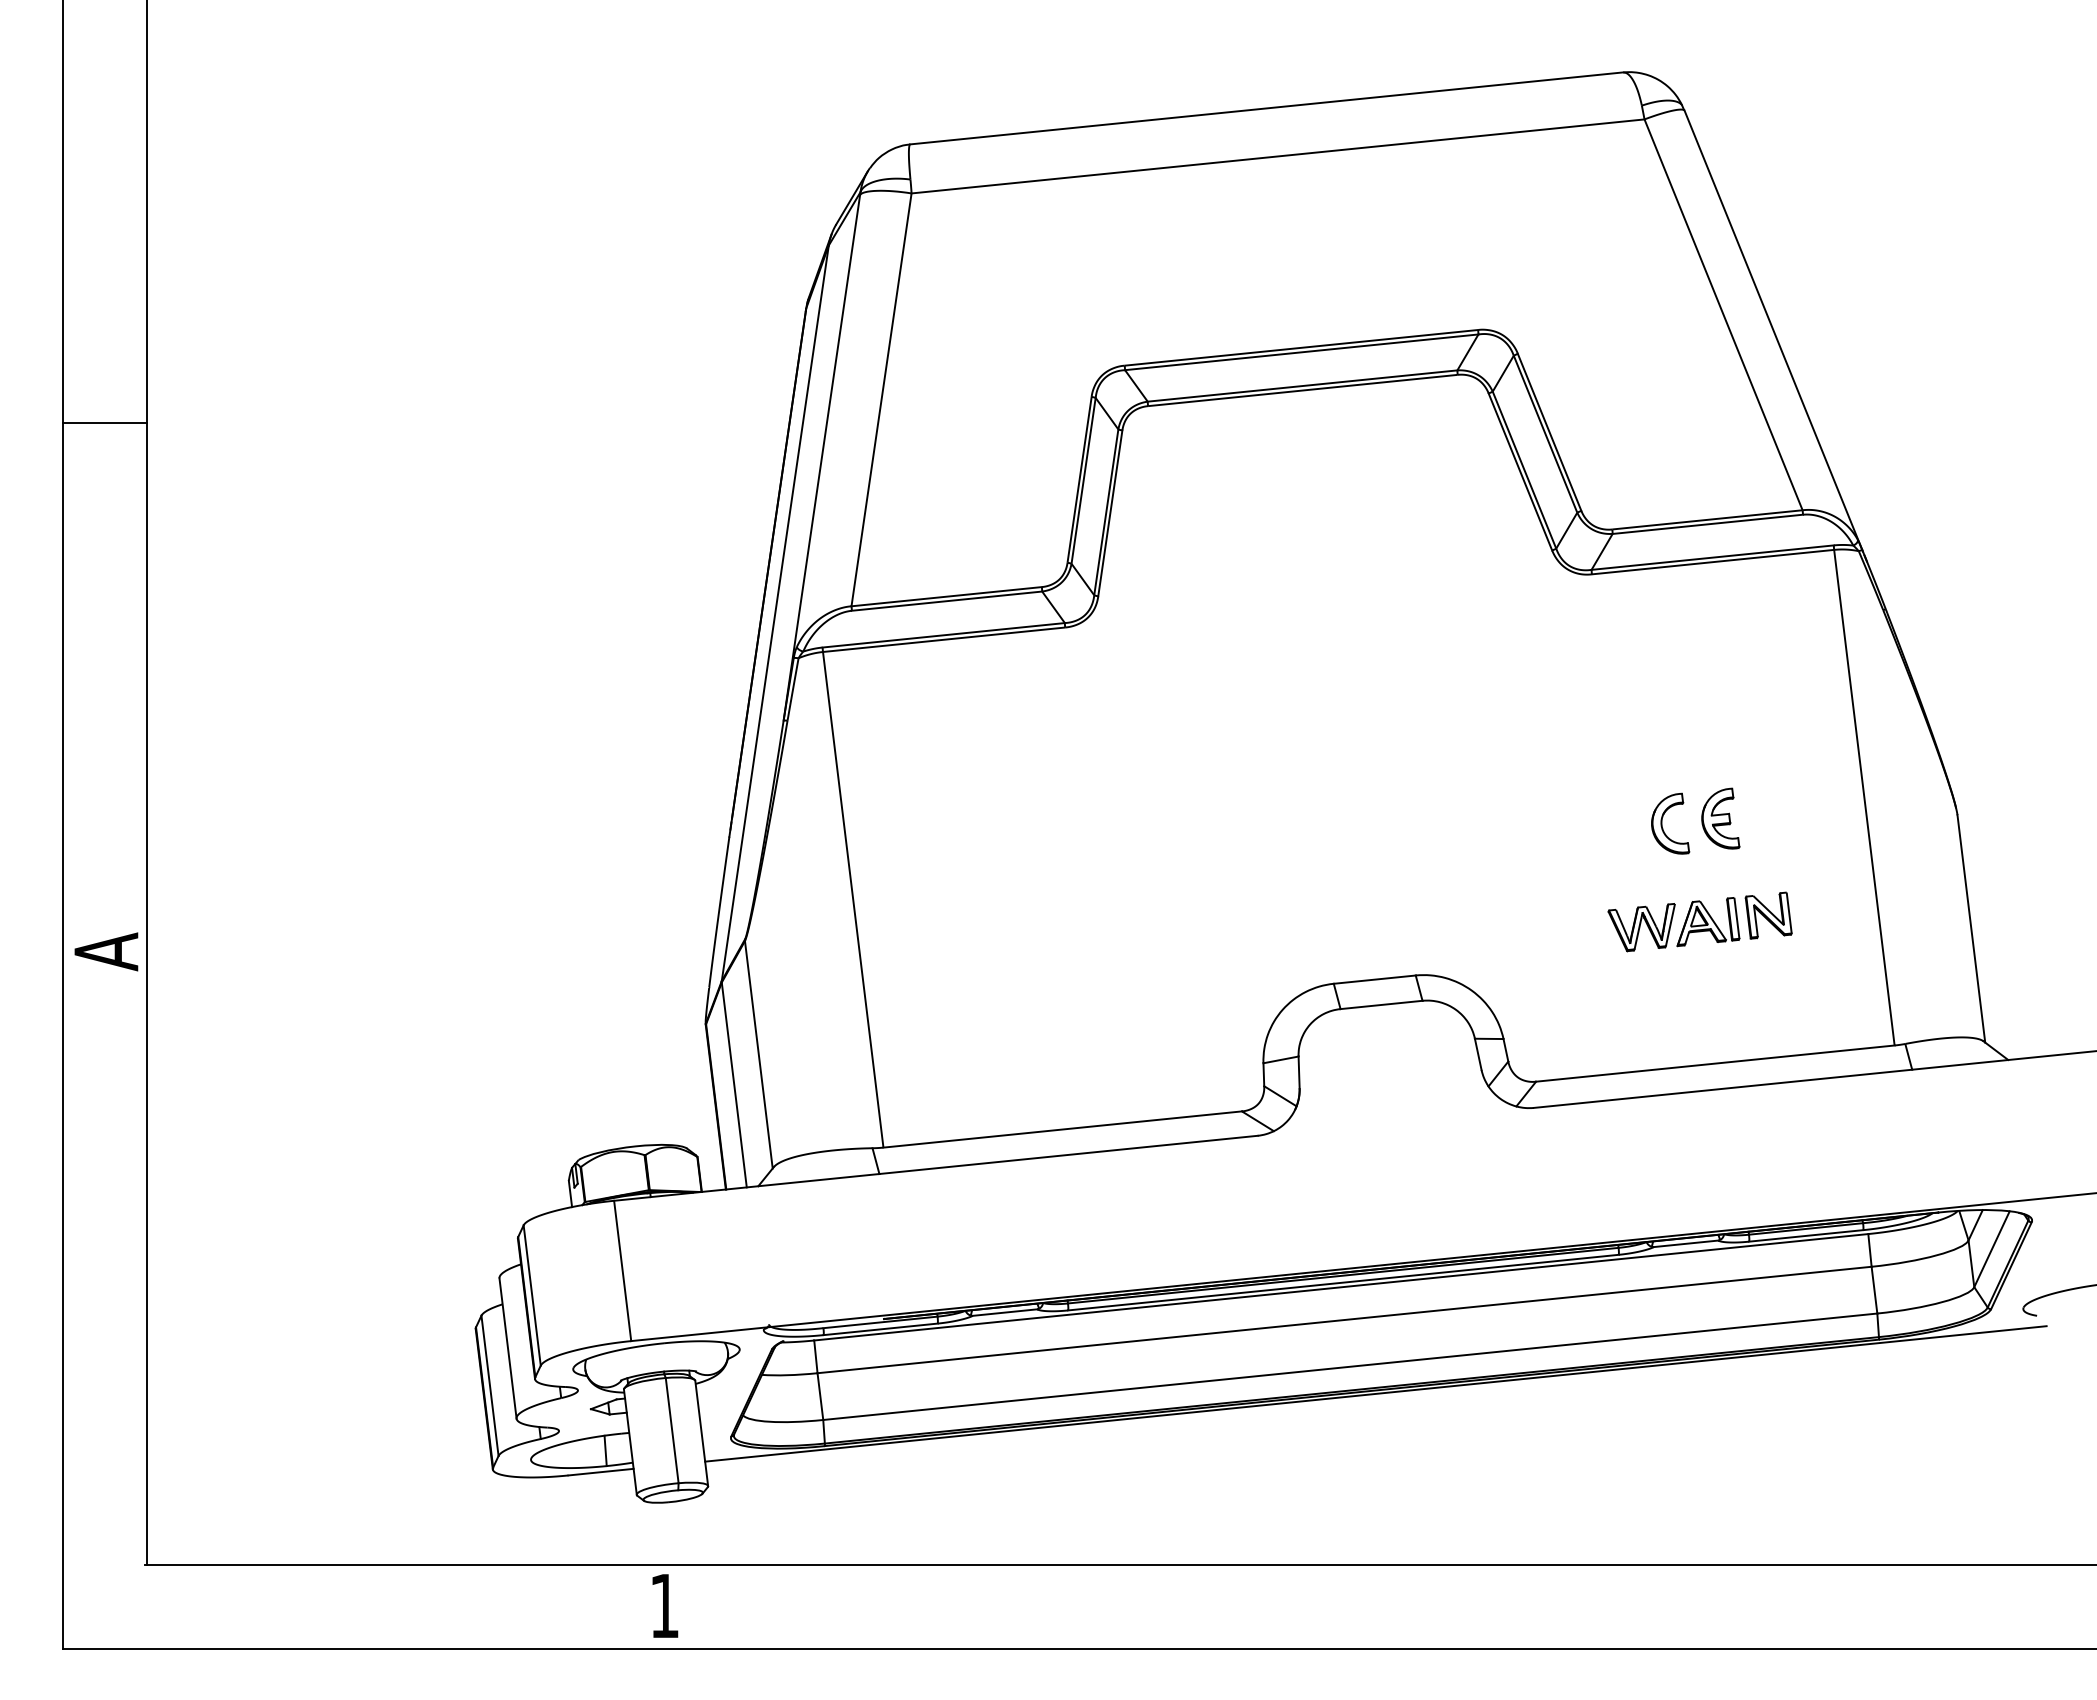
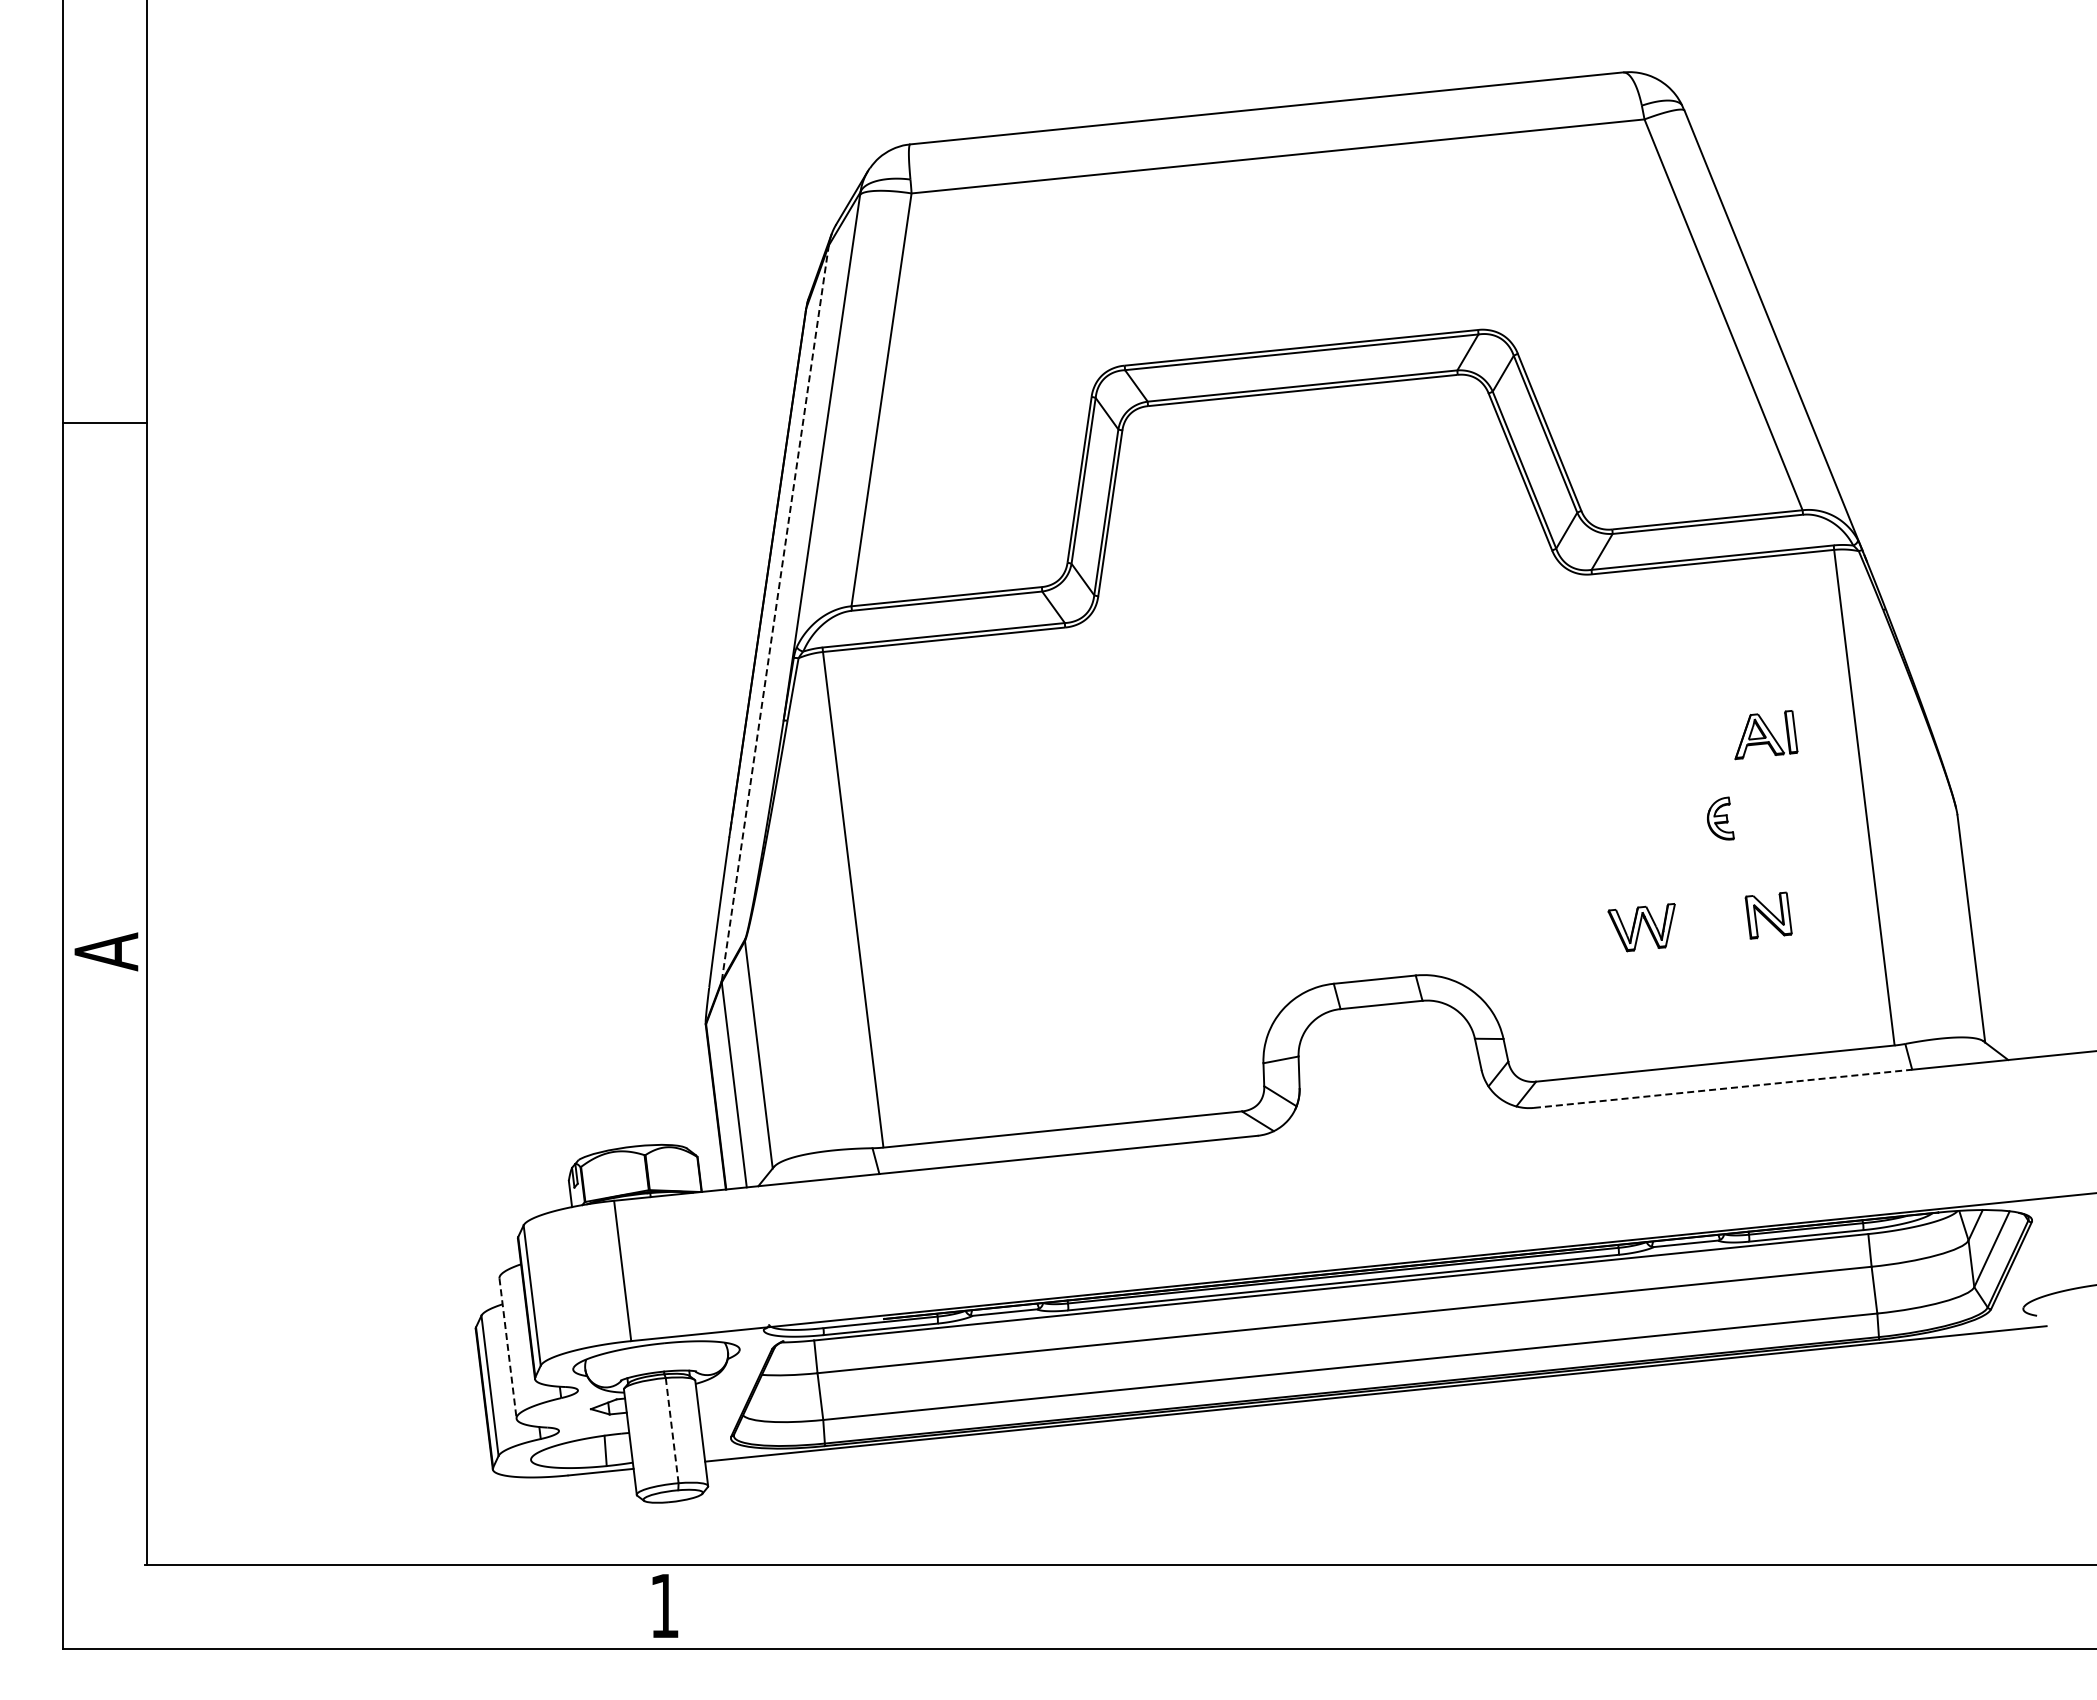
line: solid -> dashed (775, 613)
part size: 40x63 px -> 28x45 px (1720, 818)
part: present -> none (1662, 823)
part position: (1708, 922) -> (1766, 735) (1766, 735)
line: solid -> dashed (1723, 1088)
line: solid -> dashed (508, 1348)
line: solid -> dashed (672, 1430)
